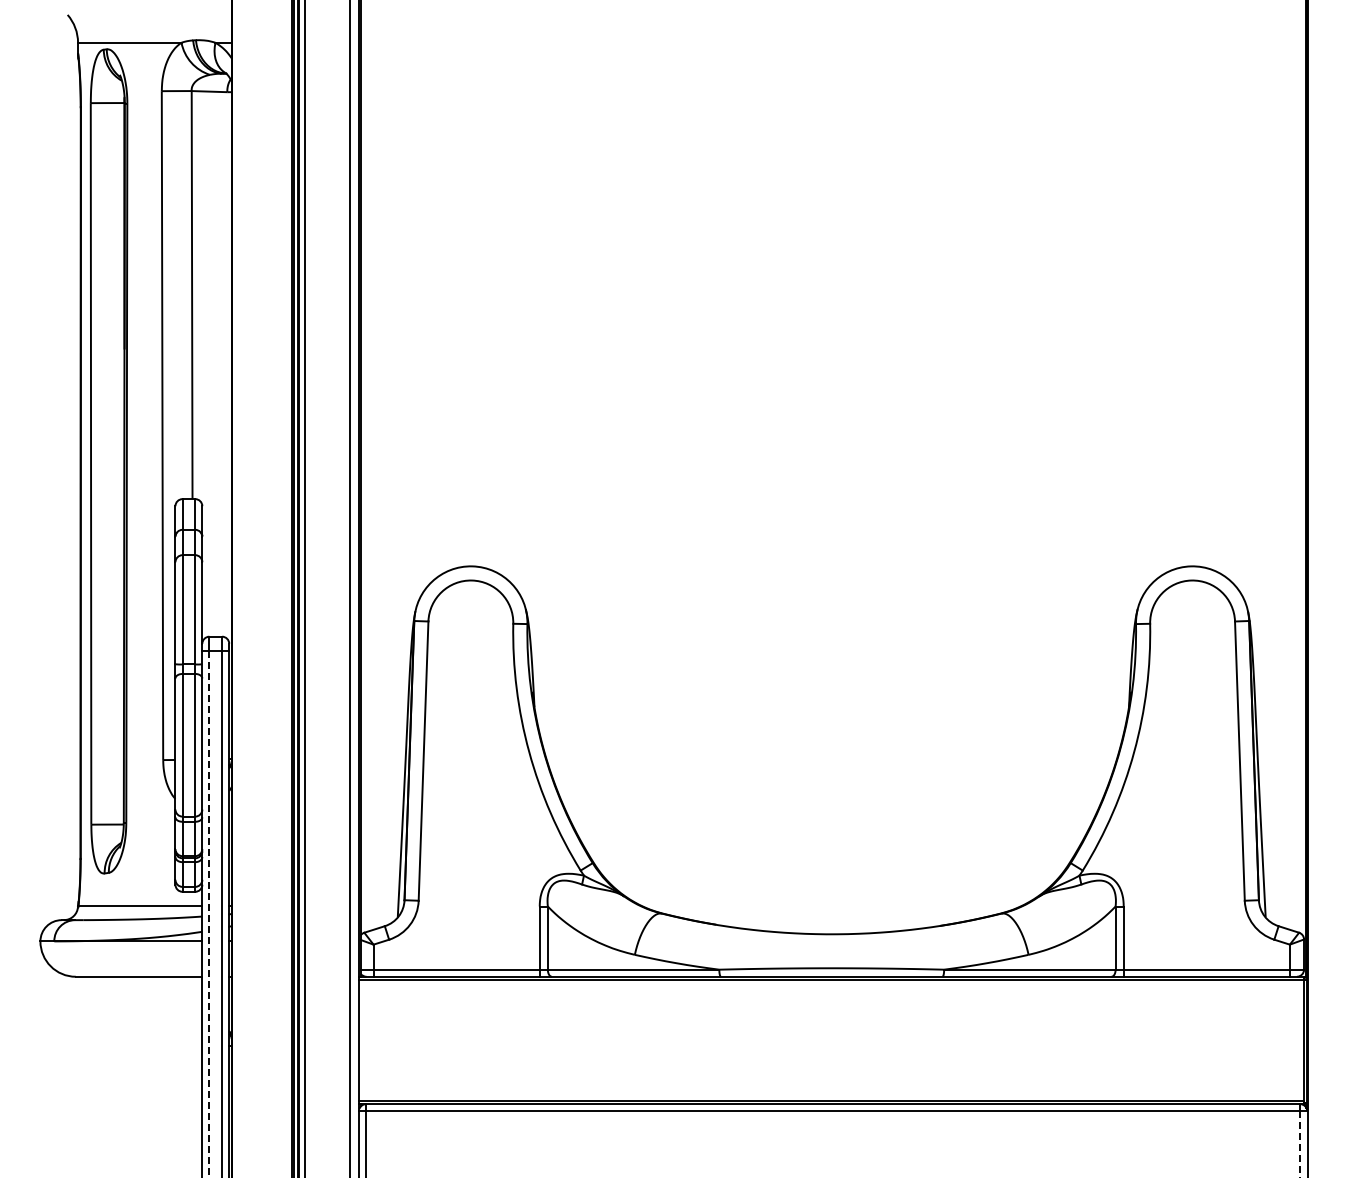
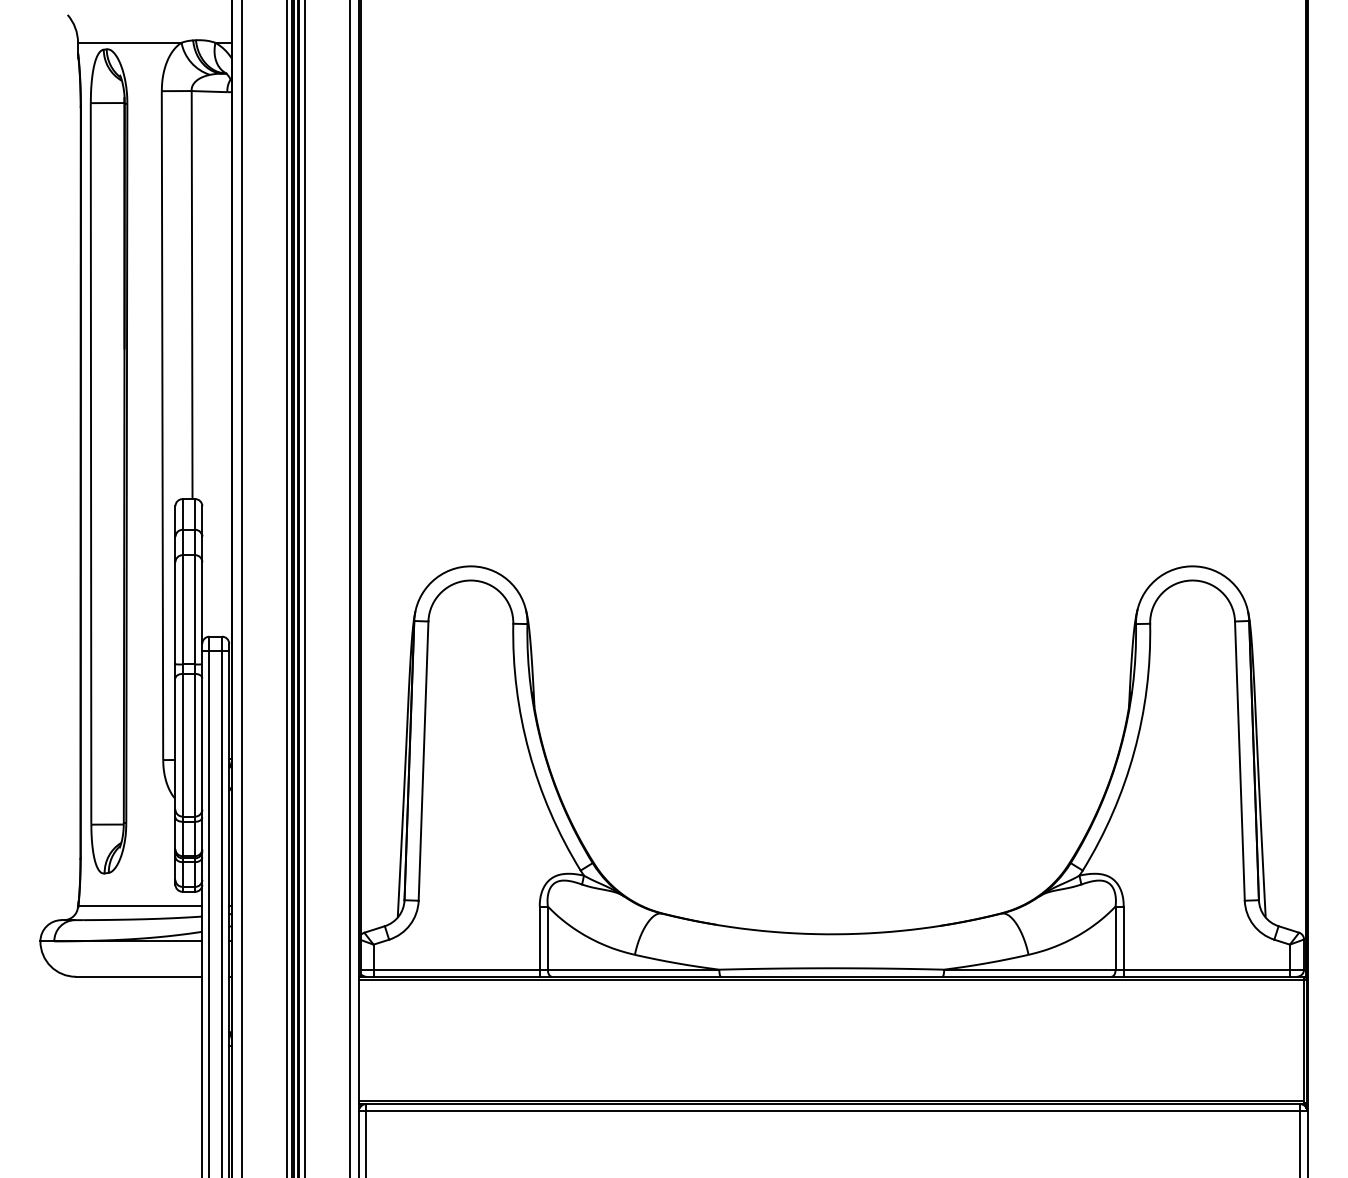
line: none -> present (241, 588)
line: none -> present (286, 588)
line: dashed -> solid (209, 914)
line: dashed -> solid (1300, 1144)
